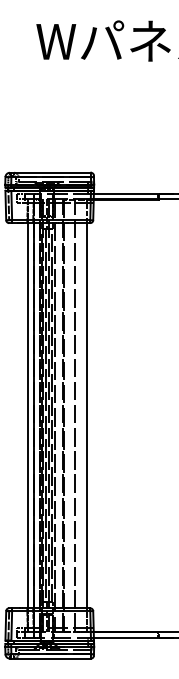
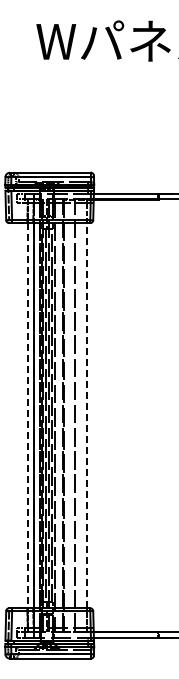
line: solid -> dashed (27, 415)
line: solid -> dashed (87, 415)
